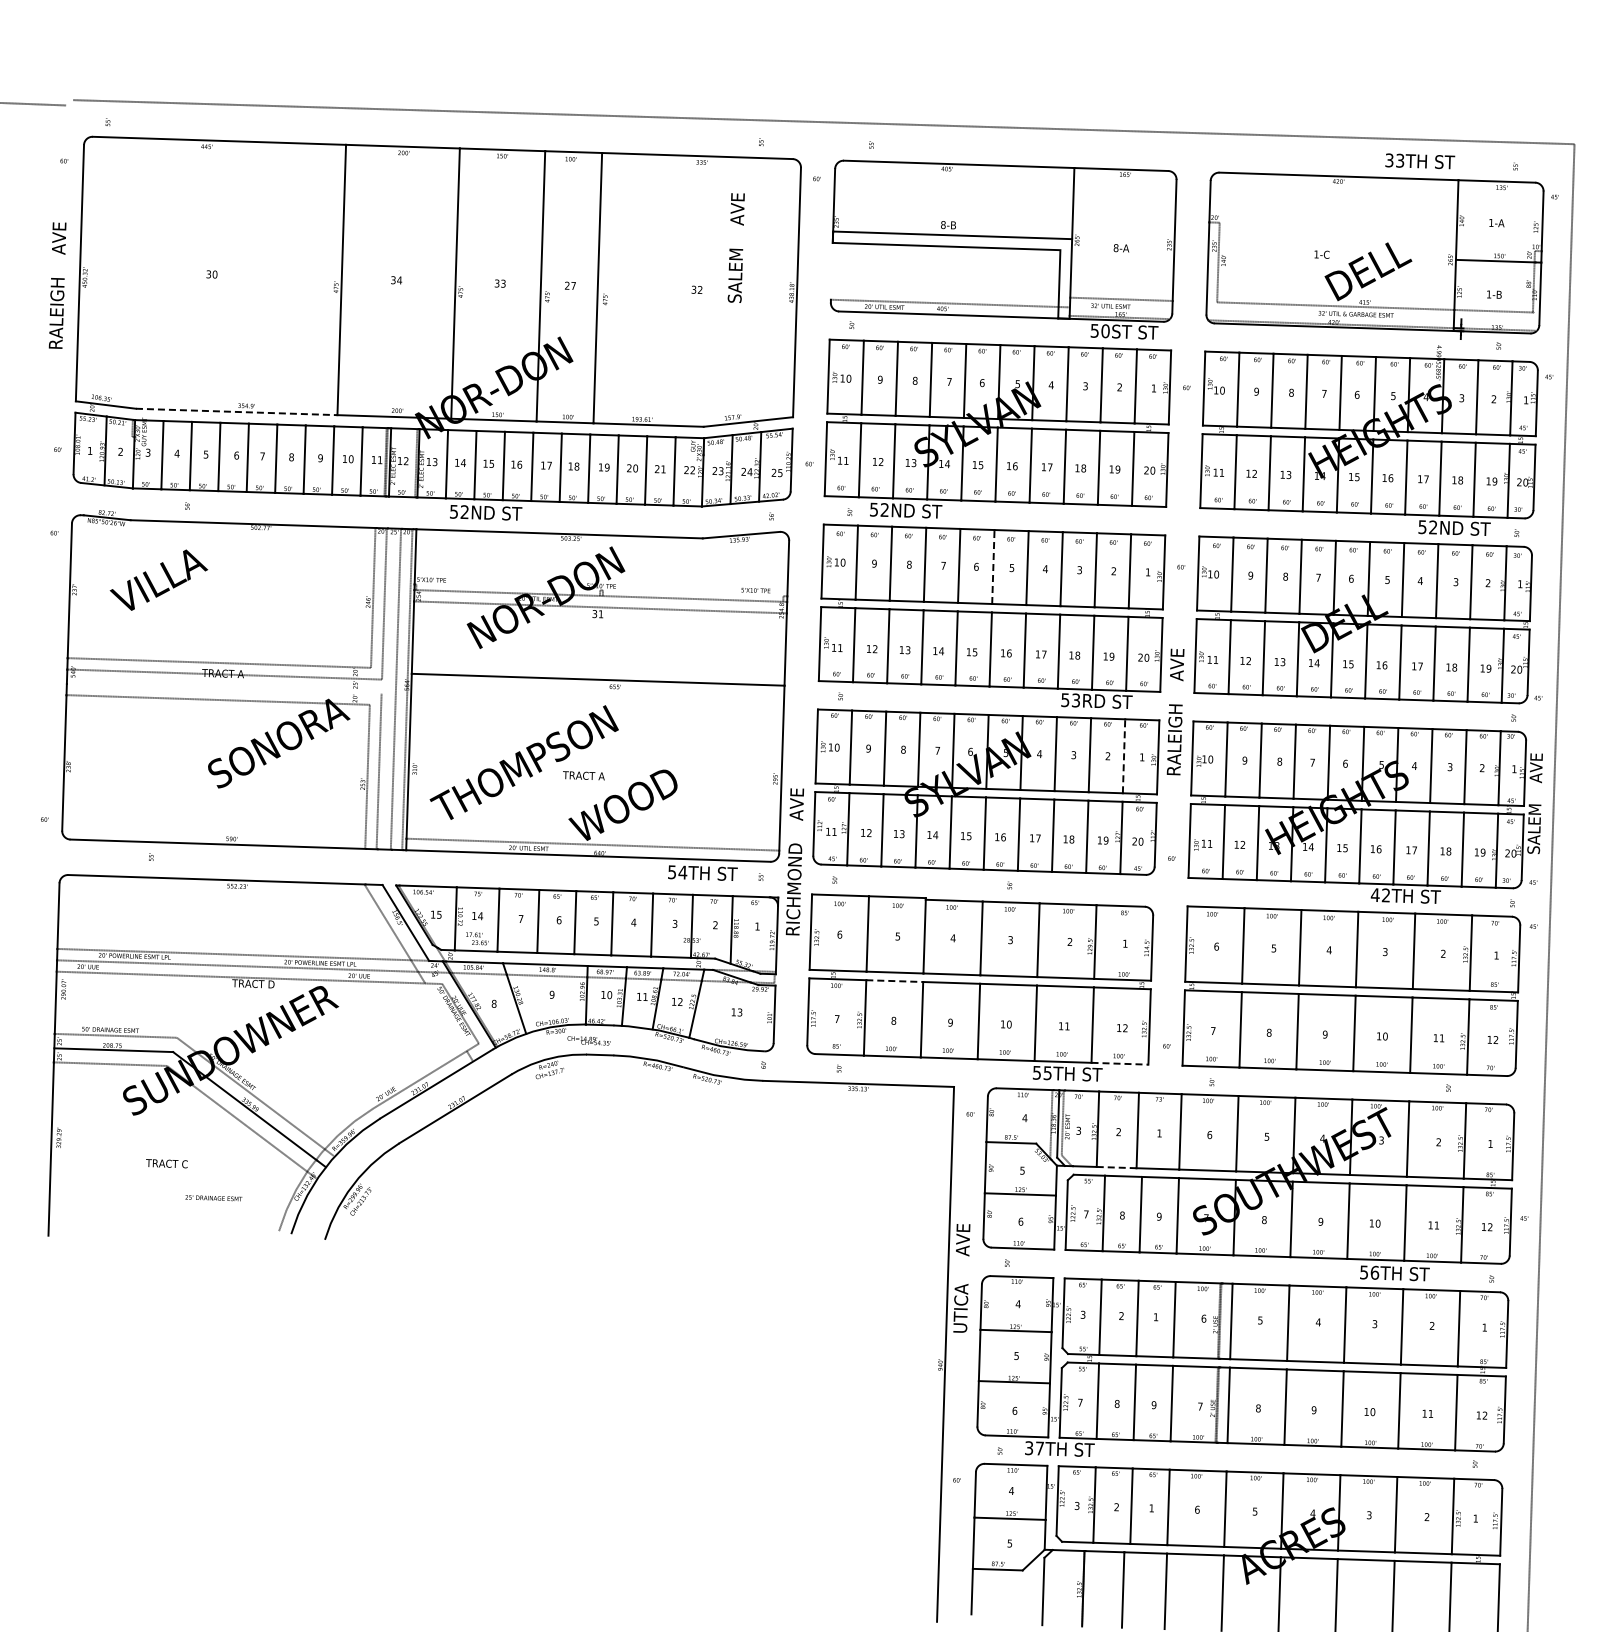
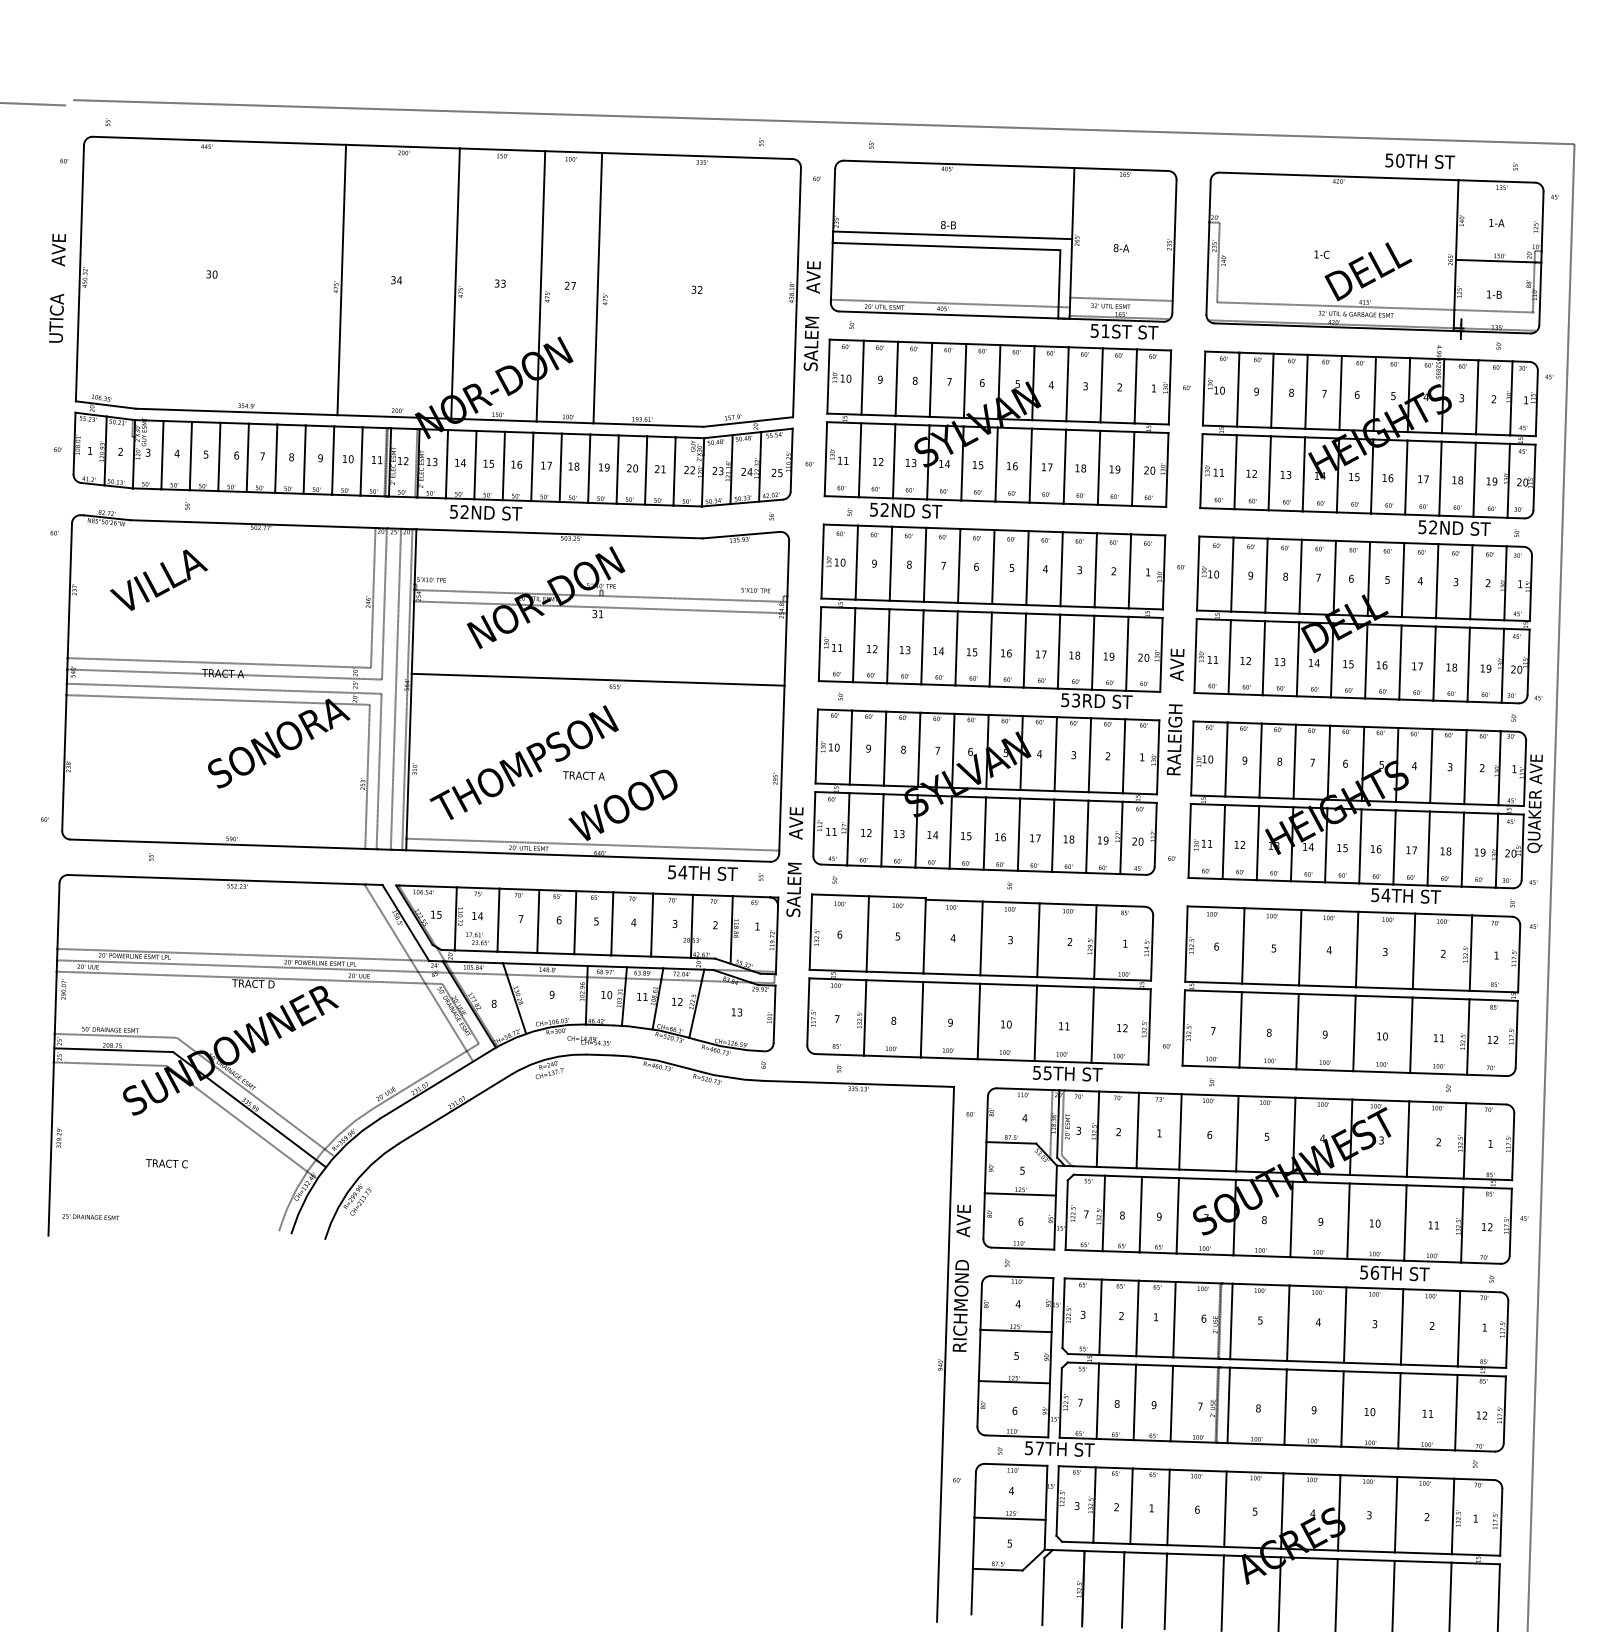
text: 33TH -> 50TH (1395, 160)
text position: (735, 247) -> (811, 315) (811, 315)
line: none -> present (831, 270)
text: RALEIGH    AVE -> UTICA     AVE (57, 285)
text: 50ST -> 51ST (1105, 331)
line: dashed -> solid (236, 411)
line: dashed -> solid (993, 566)
line: none -> present (223, 688)
line: dashed -> solid (1124, 755)
text: SALEM    AVE -> QUAKER AVE (1534, 803)
text: RICHMOND    AVE -> SALEM    AVE (794, 861)
text: 42TH -> 54TH (1380, 895)
line: dashed -> solid (895, 981)
line: none -> present (445, 1017)
line: dashed -> solid (1120, 1063)
line: dashed -> solid (1116, 1167)
text position: (213, 1198) -> (90, 1217) (90, 1217)
text: UTICA     AVE -> RICHMOND    AVE (961, 1277)
text: 37TH -> 57TH (1029, 1447)
